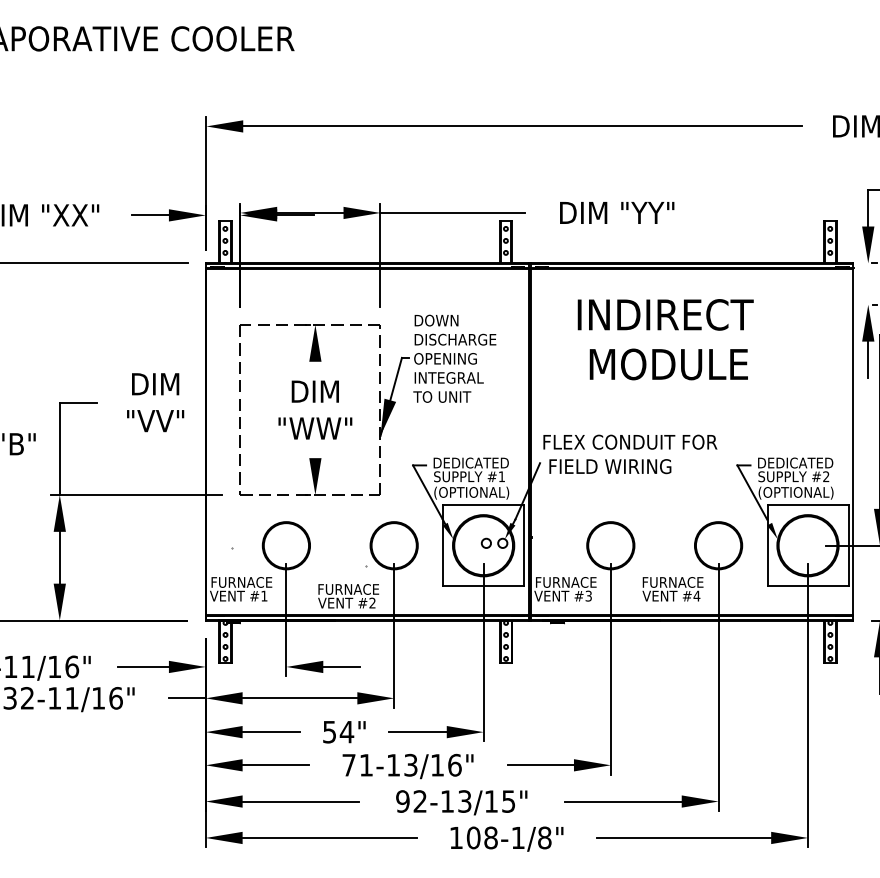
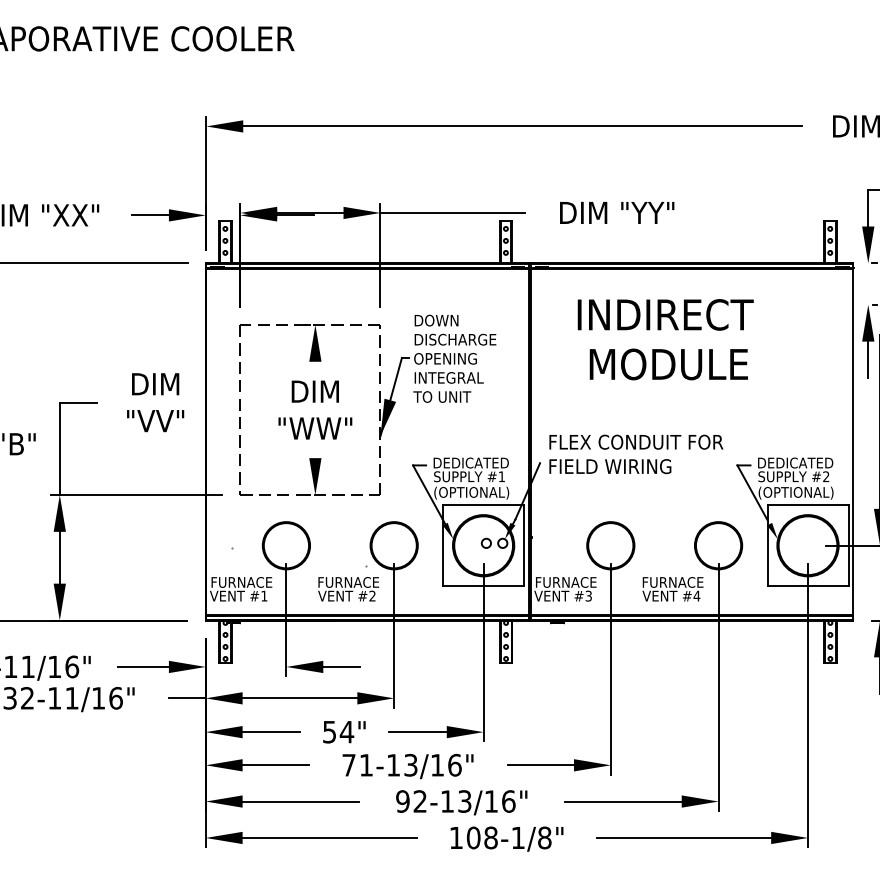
text position: (630, 441) -> (636, 441) (636, 441)
text position: (348, 596) -> (348, 589) (348, 589)
text: 92-13/15" -> 92-13/16" (508, 801)
